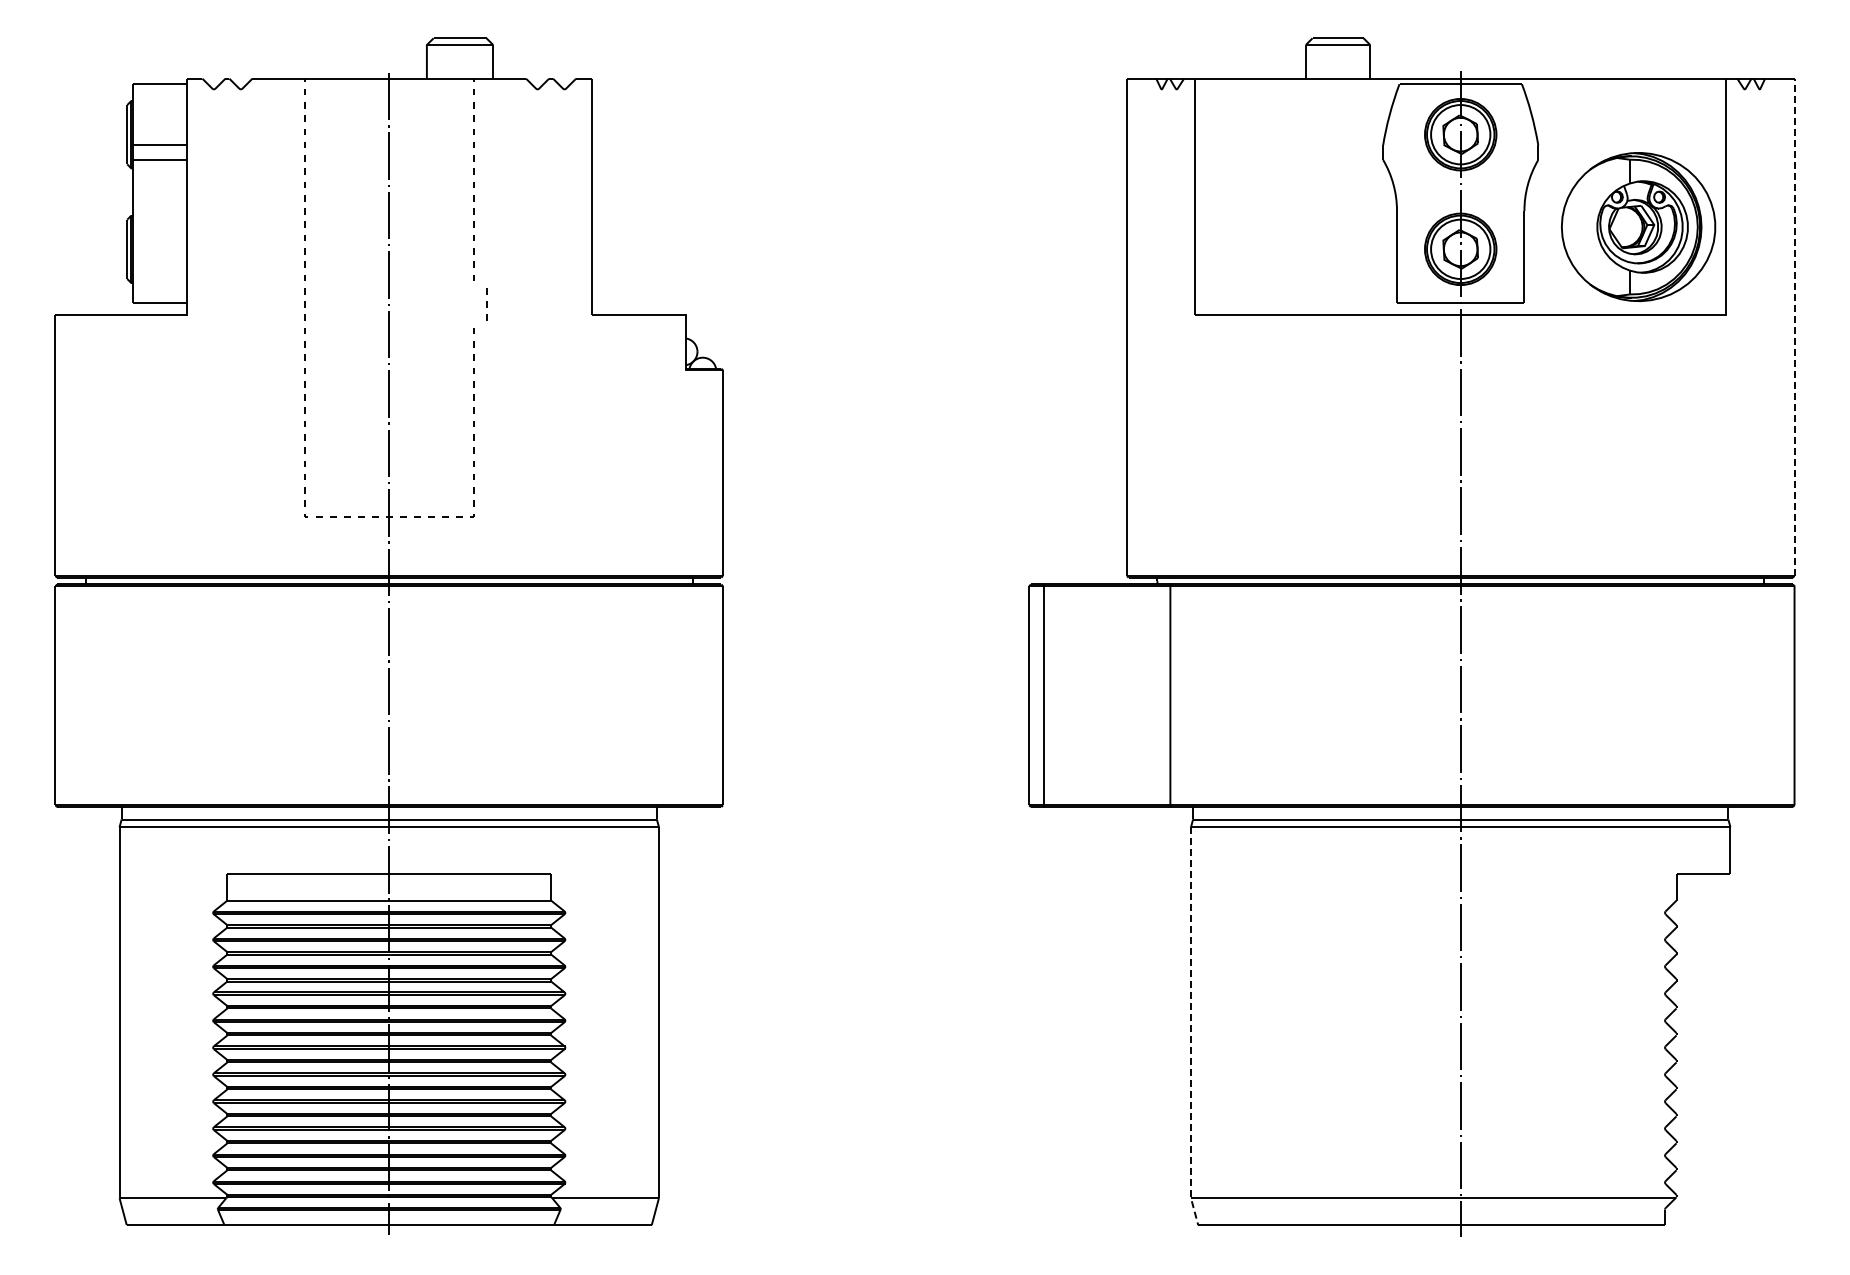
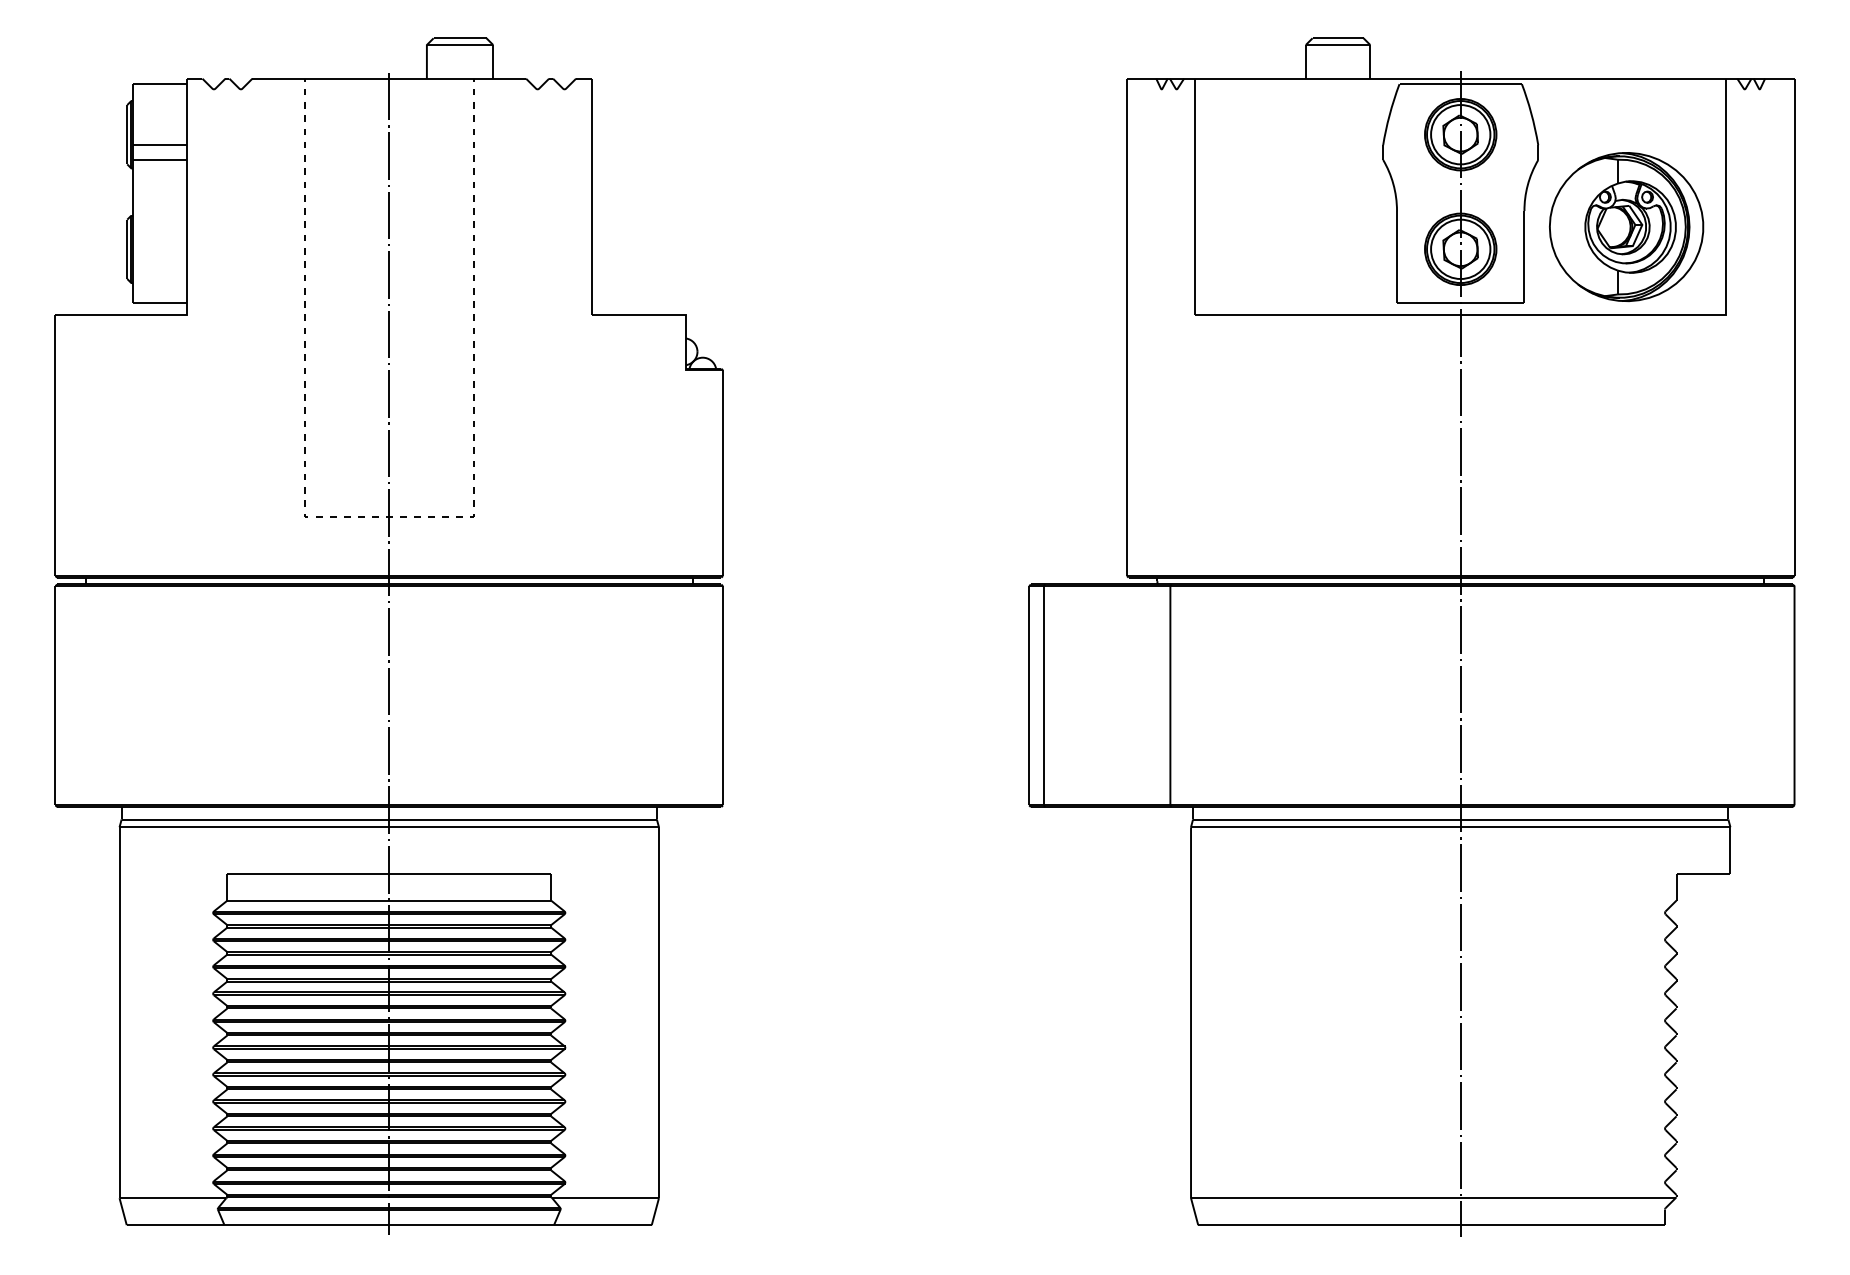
part position: (1638, 227) -> (1626, 227) (1626, 227)
line position: (486, 304) -> (473, 304) (473, 304)
line: dashed -> solid (1794, 327)
line: dashed -> solid (1191, 1027)
